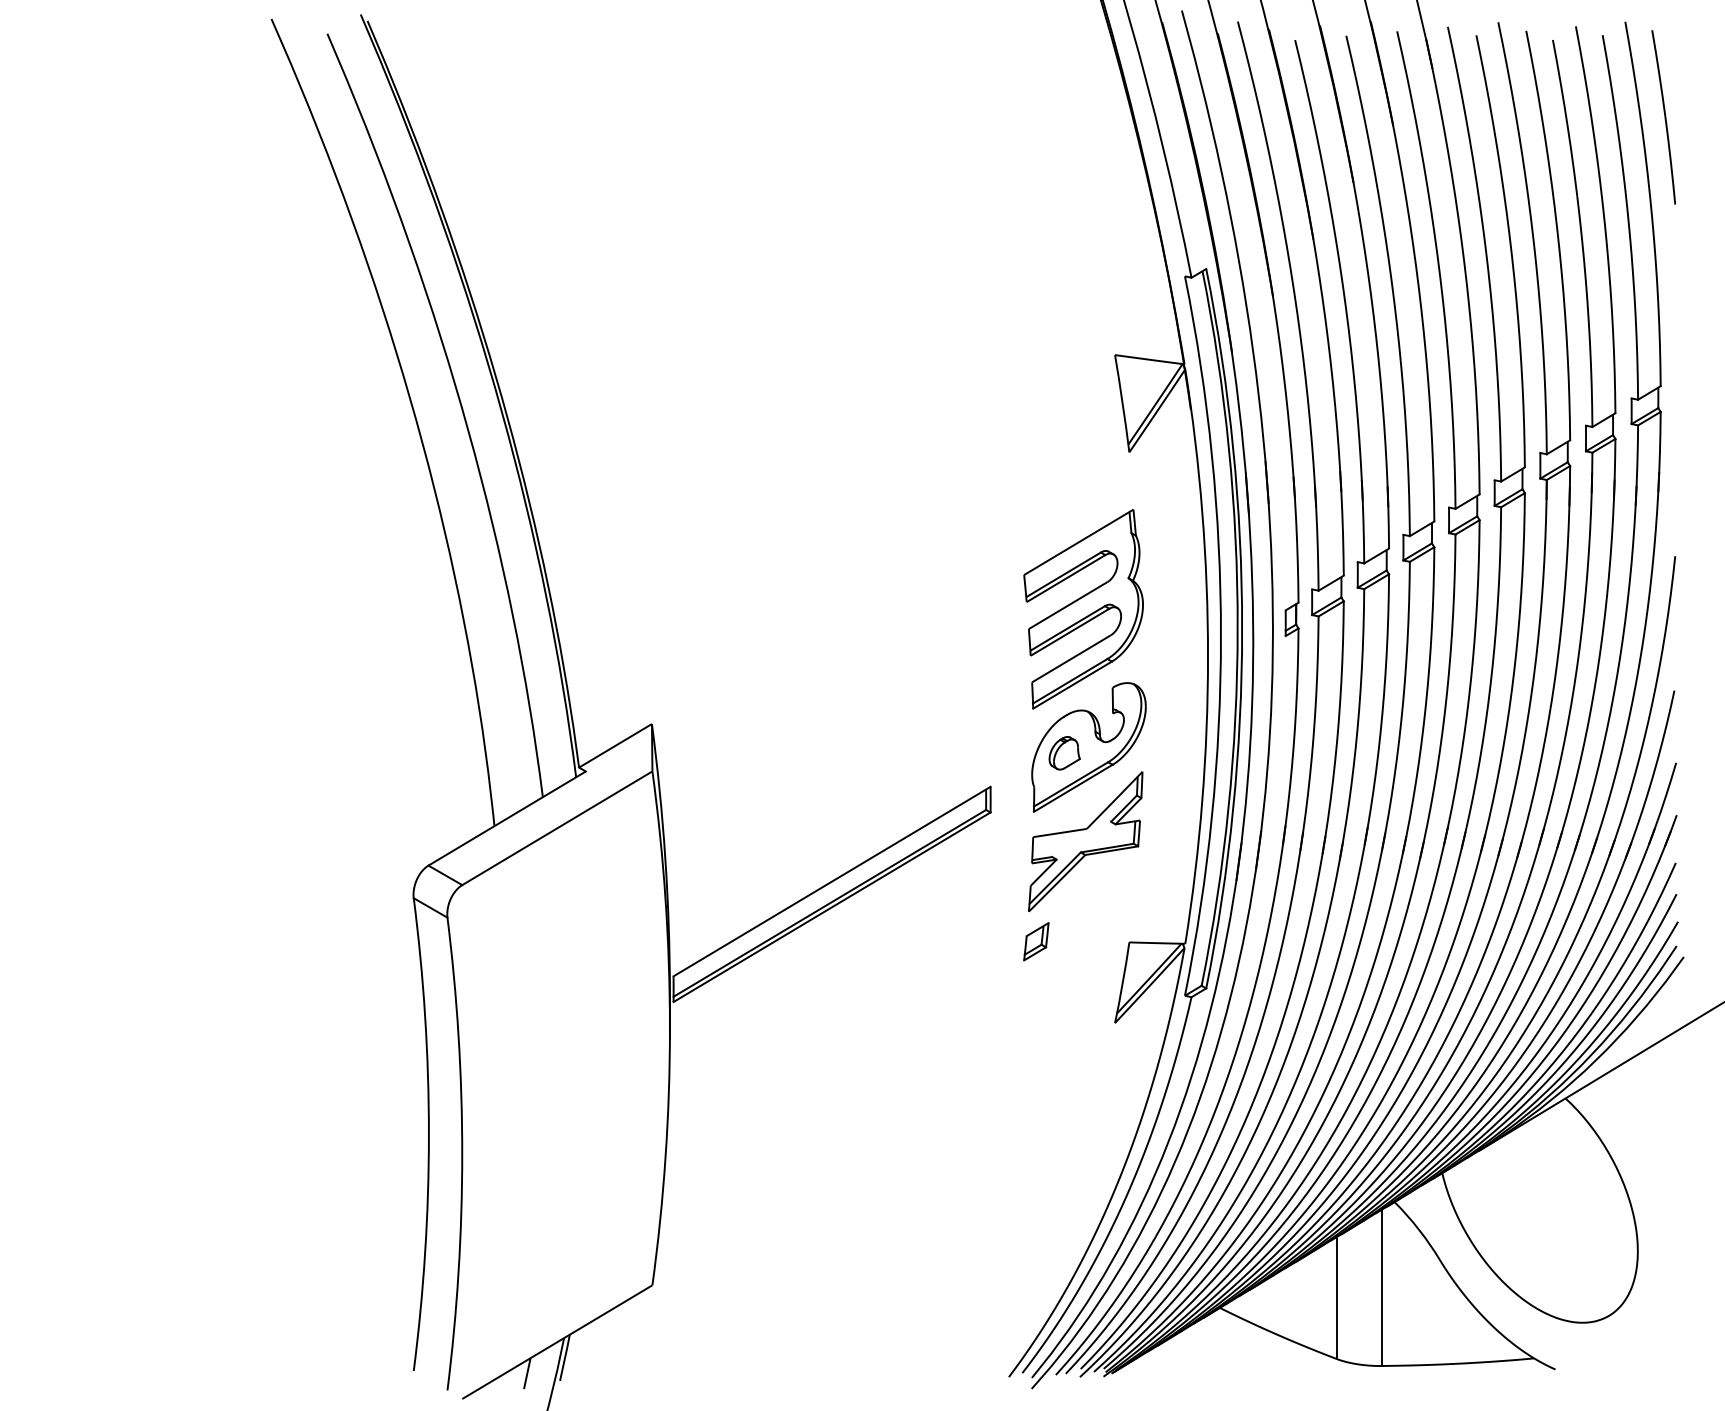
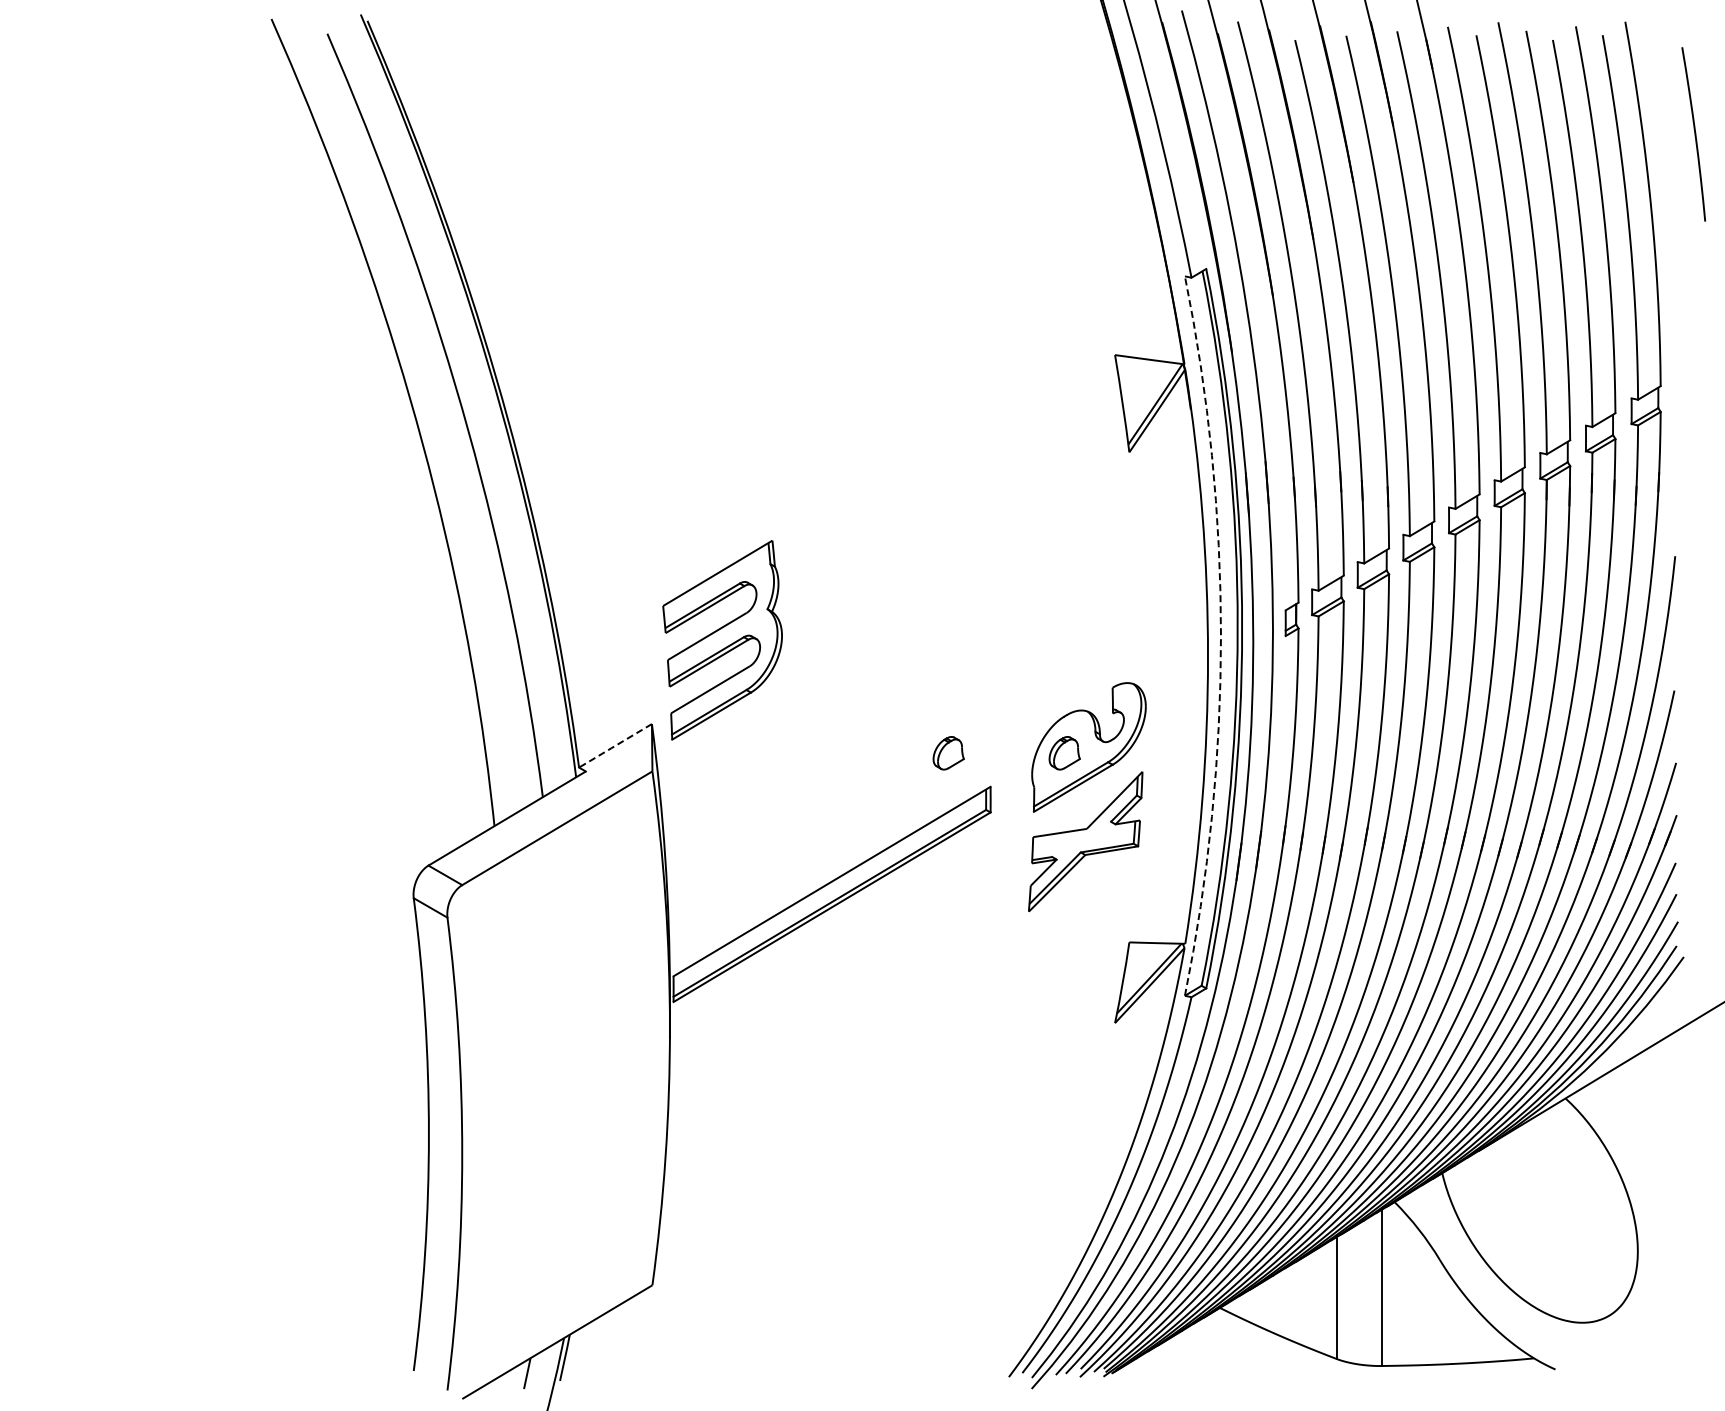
curve position: (1664, 117) -> (1694, 134) (1694, 134)
part position: (1083, 609) -> (722, 640) (722, 640)
arc: solid -> dashed (1220, 636)
line: solid -> dashed (614, 746)
part: none -> present (948, 753)
part: present -> none (1036, 941)
